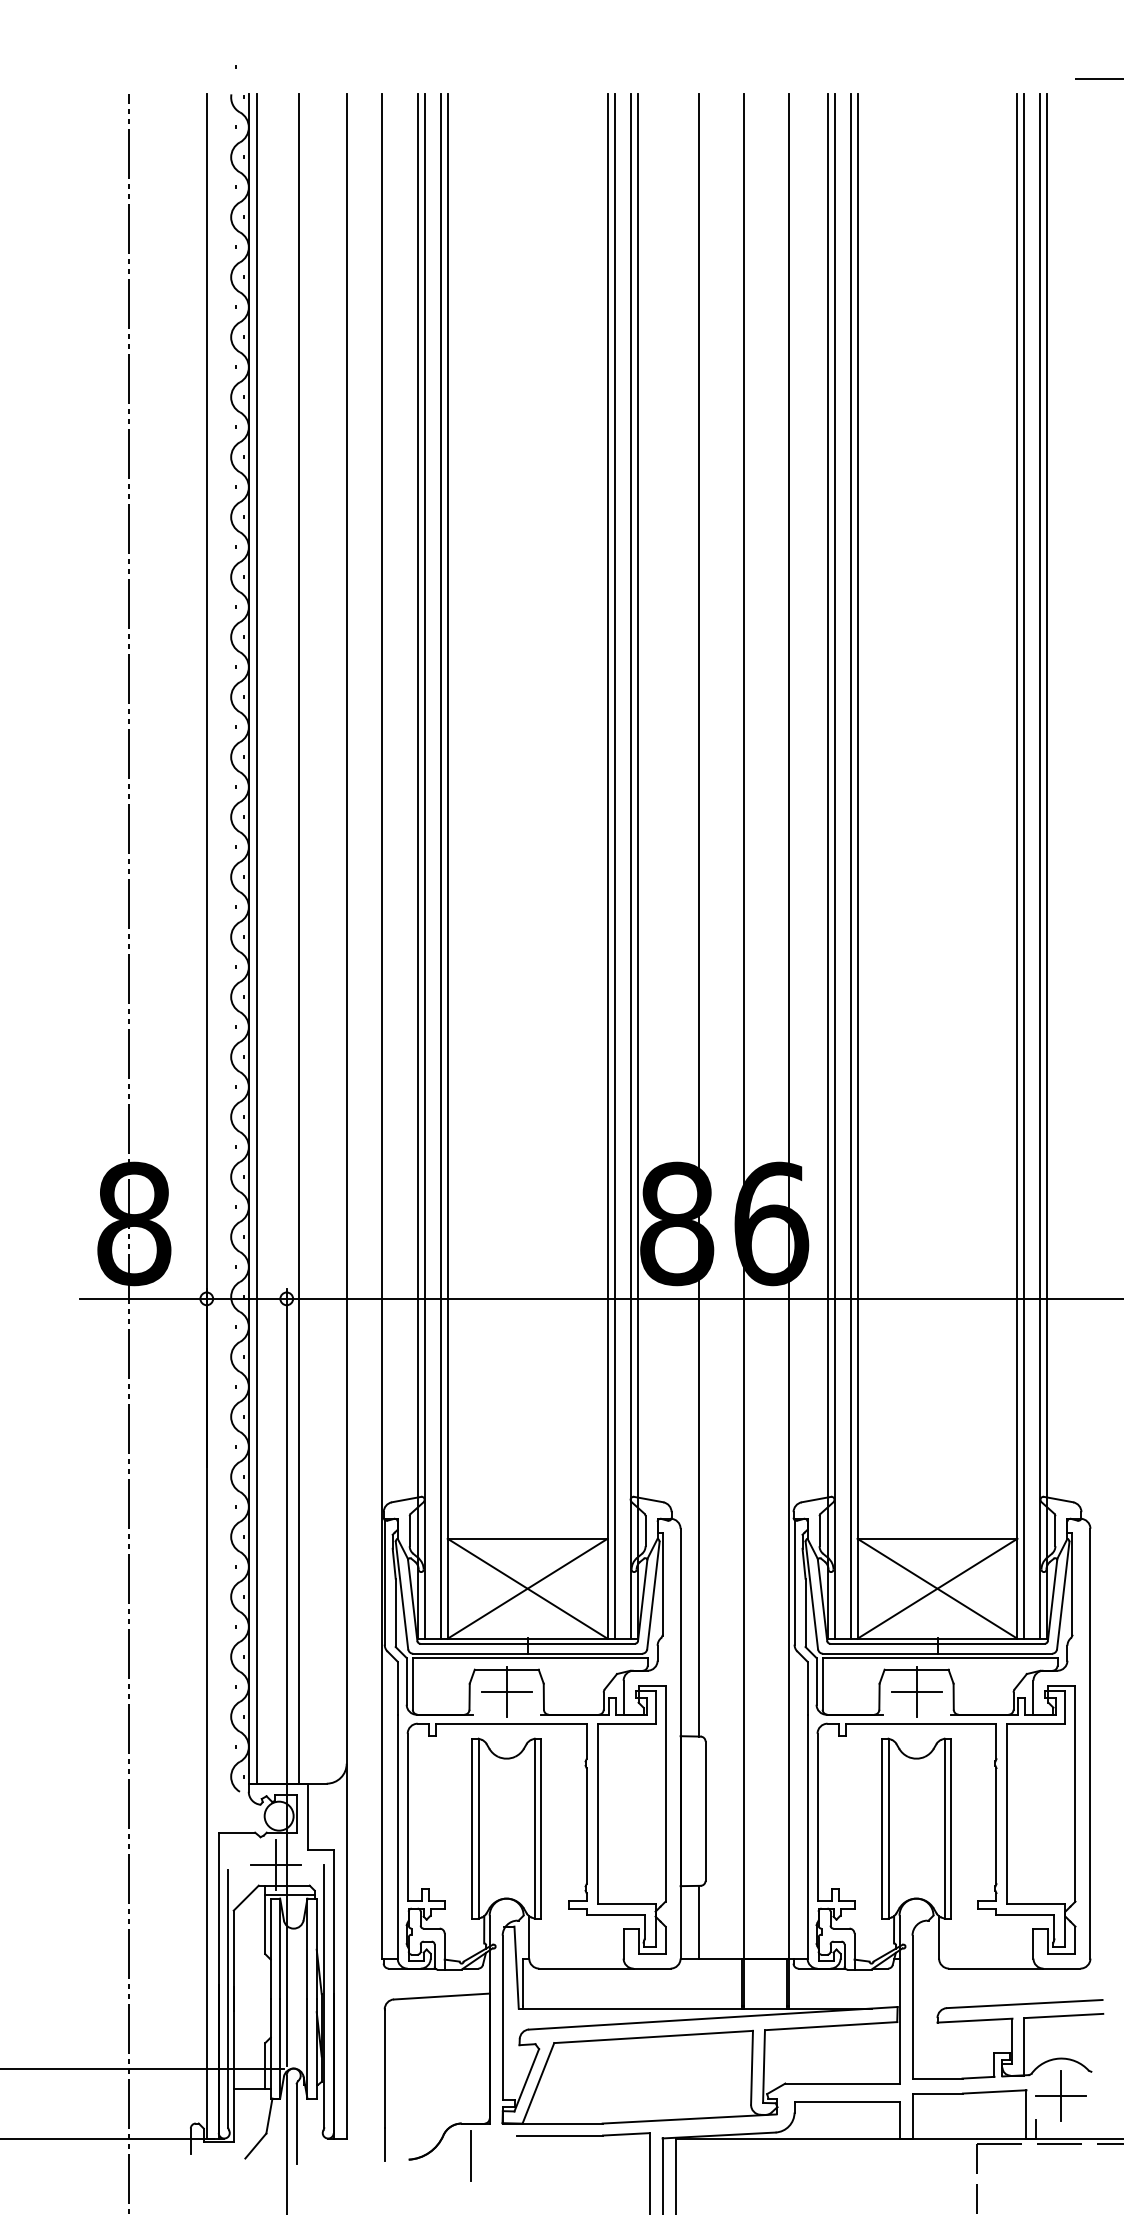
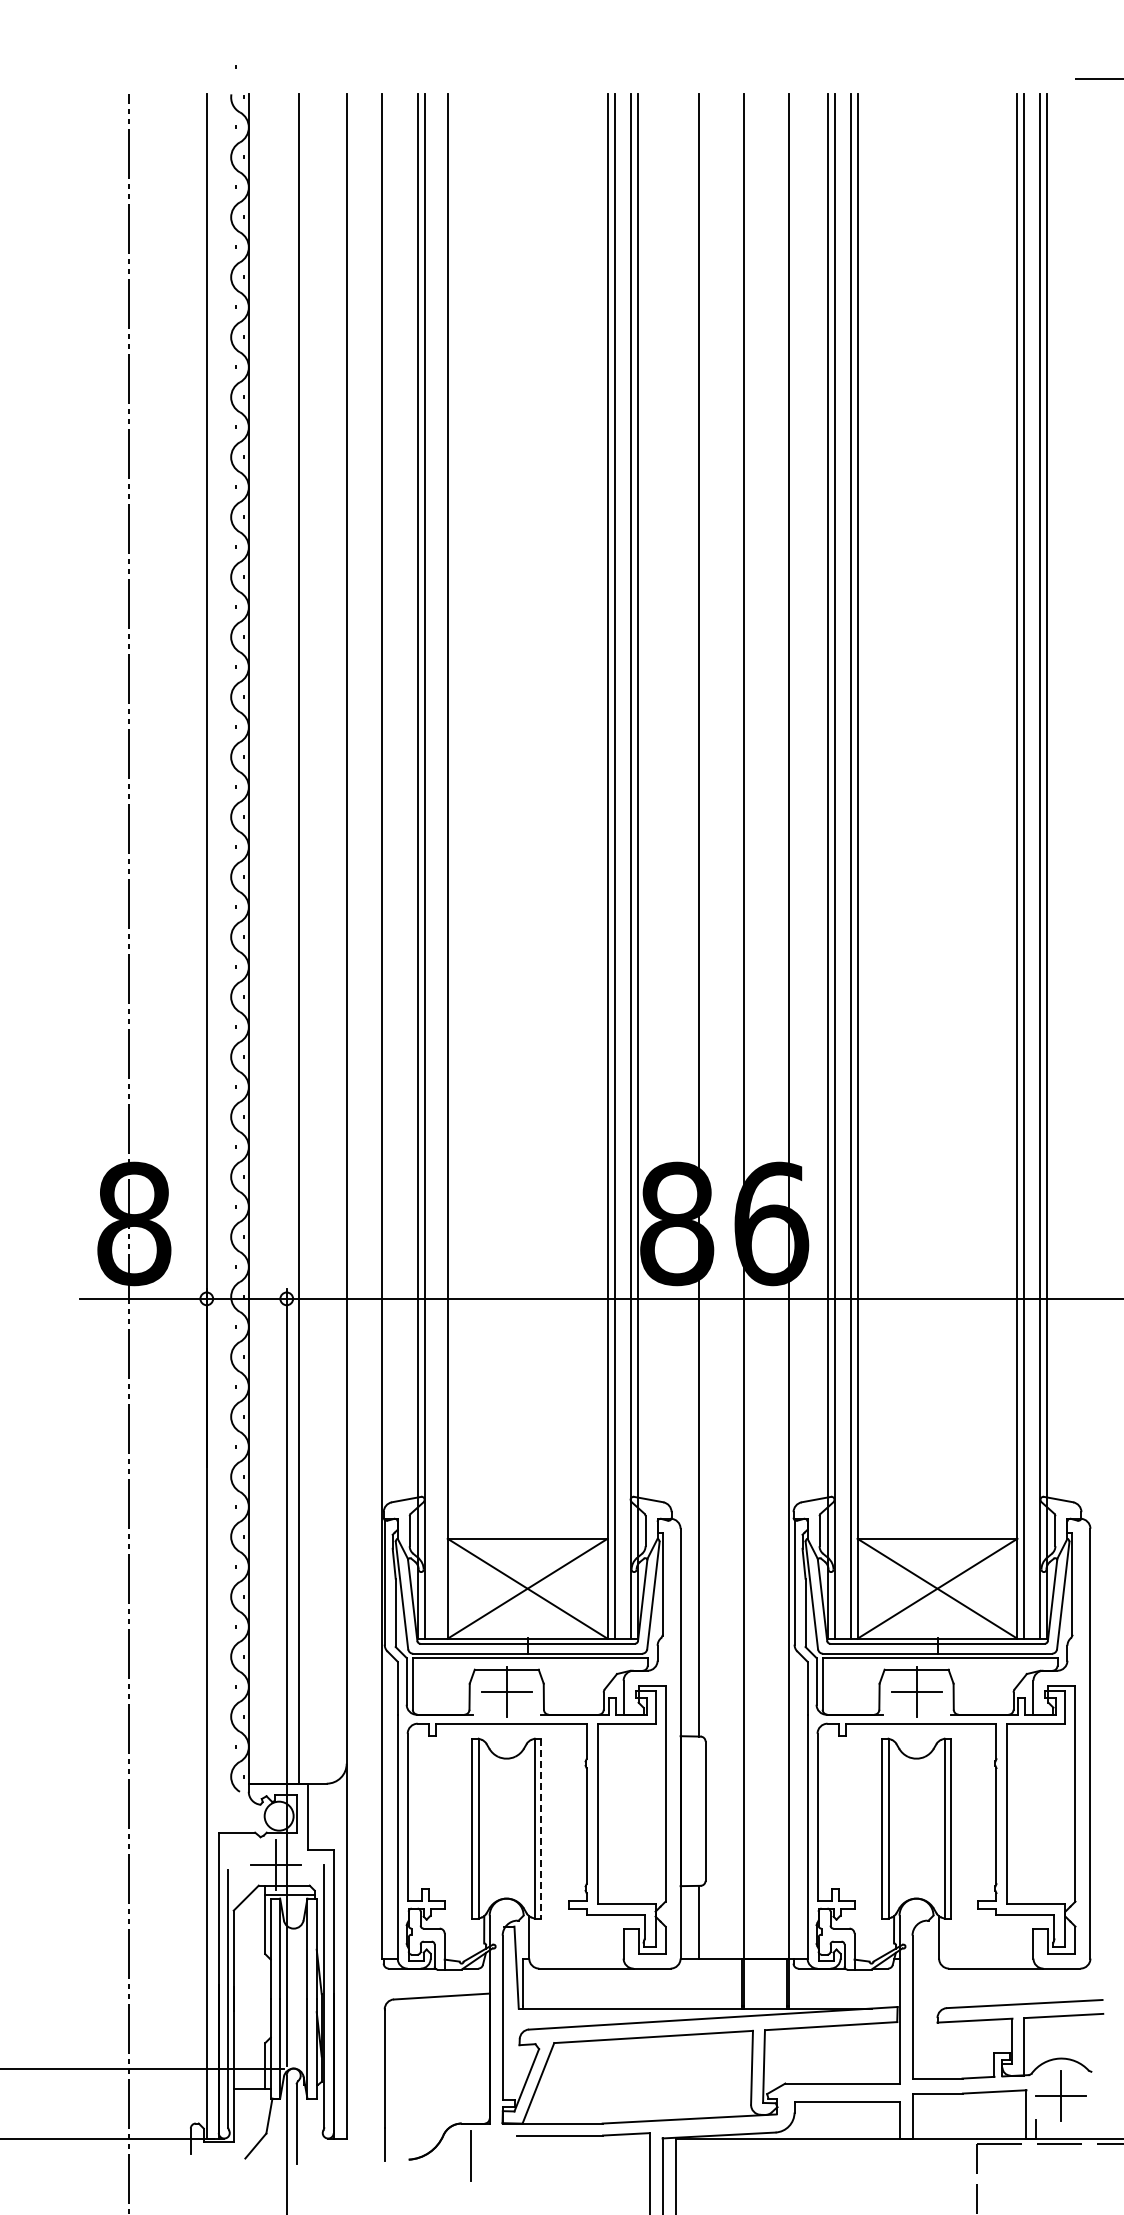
line: present -> none (440, 866)
line: present -> none (256, 938)
line: solid -> dashed (541, 1828)
